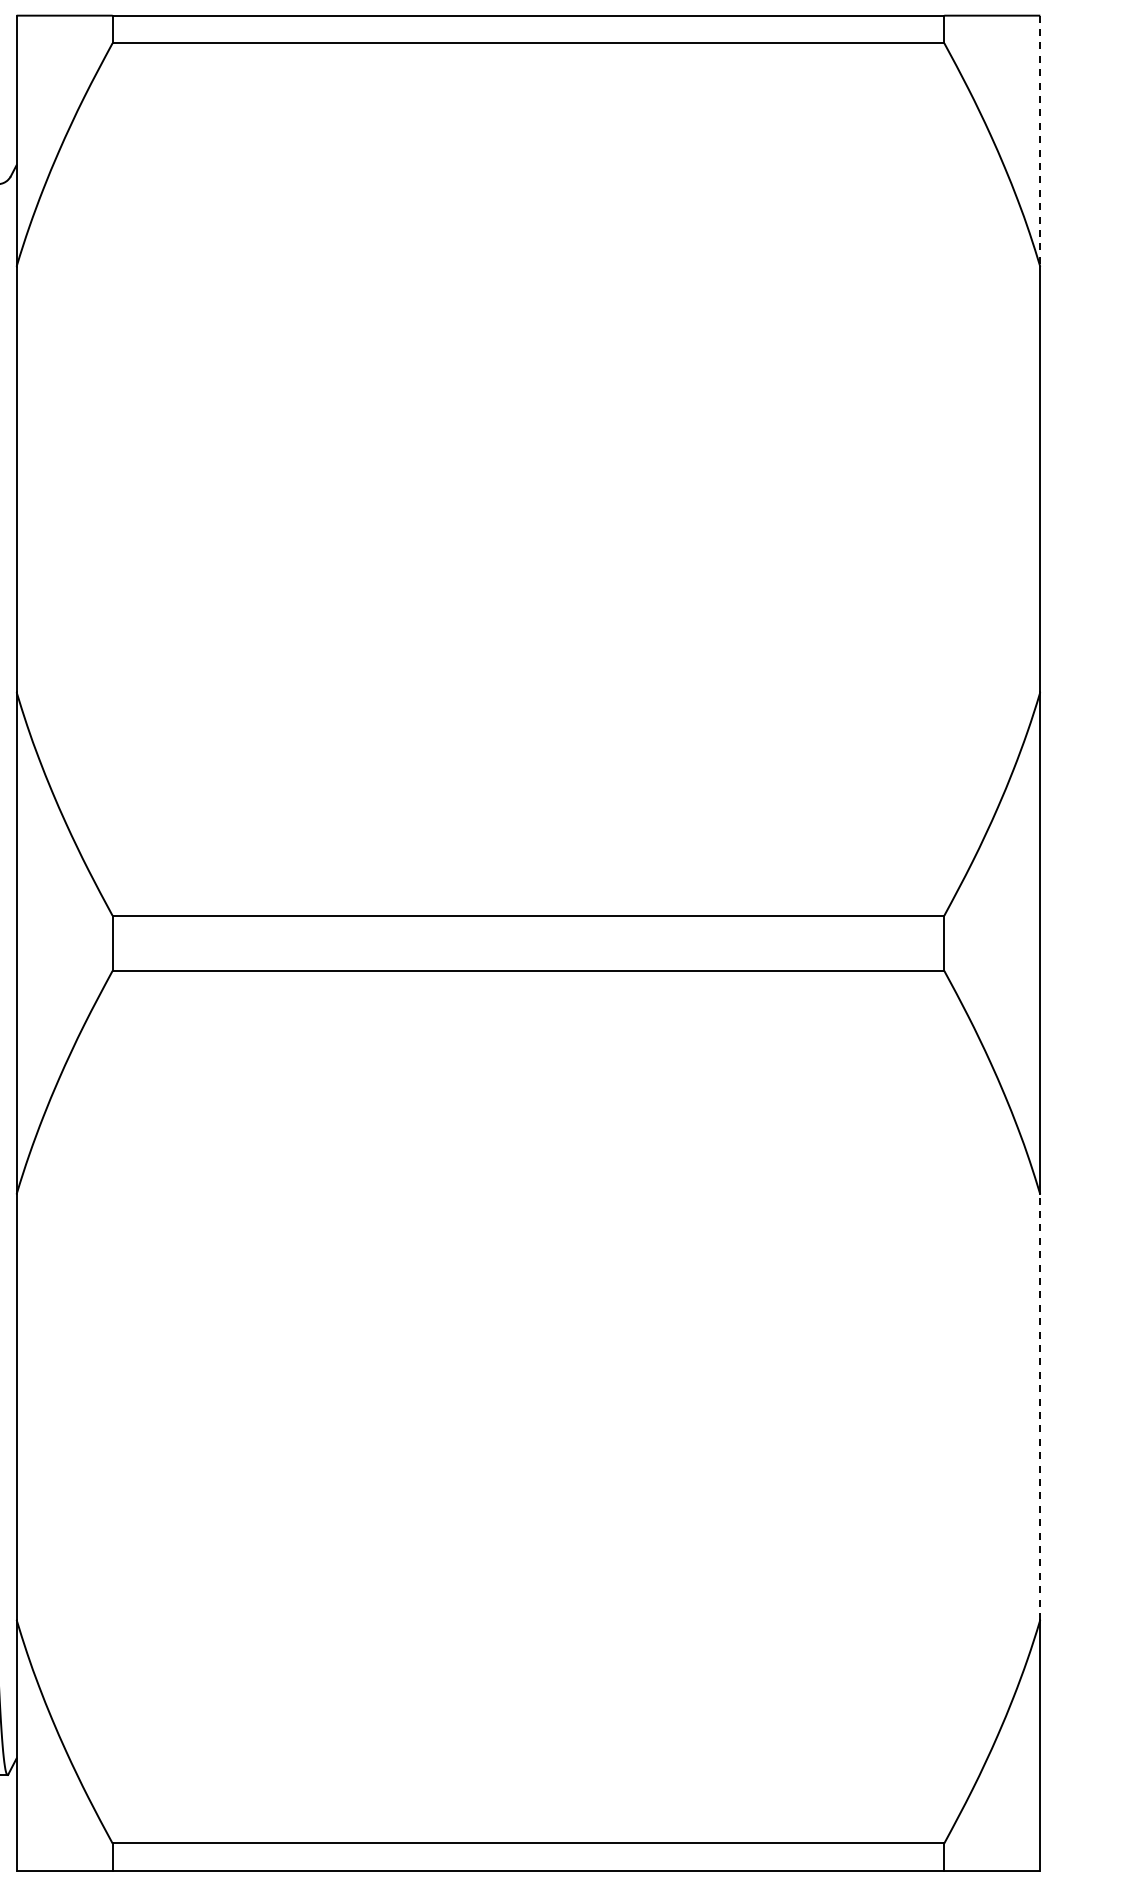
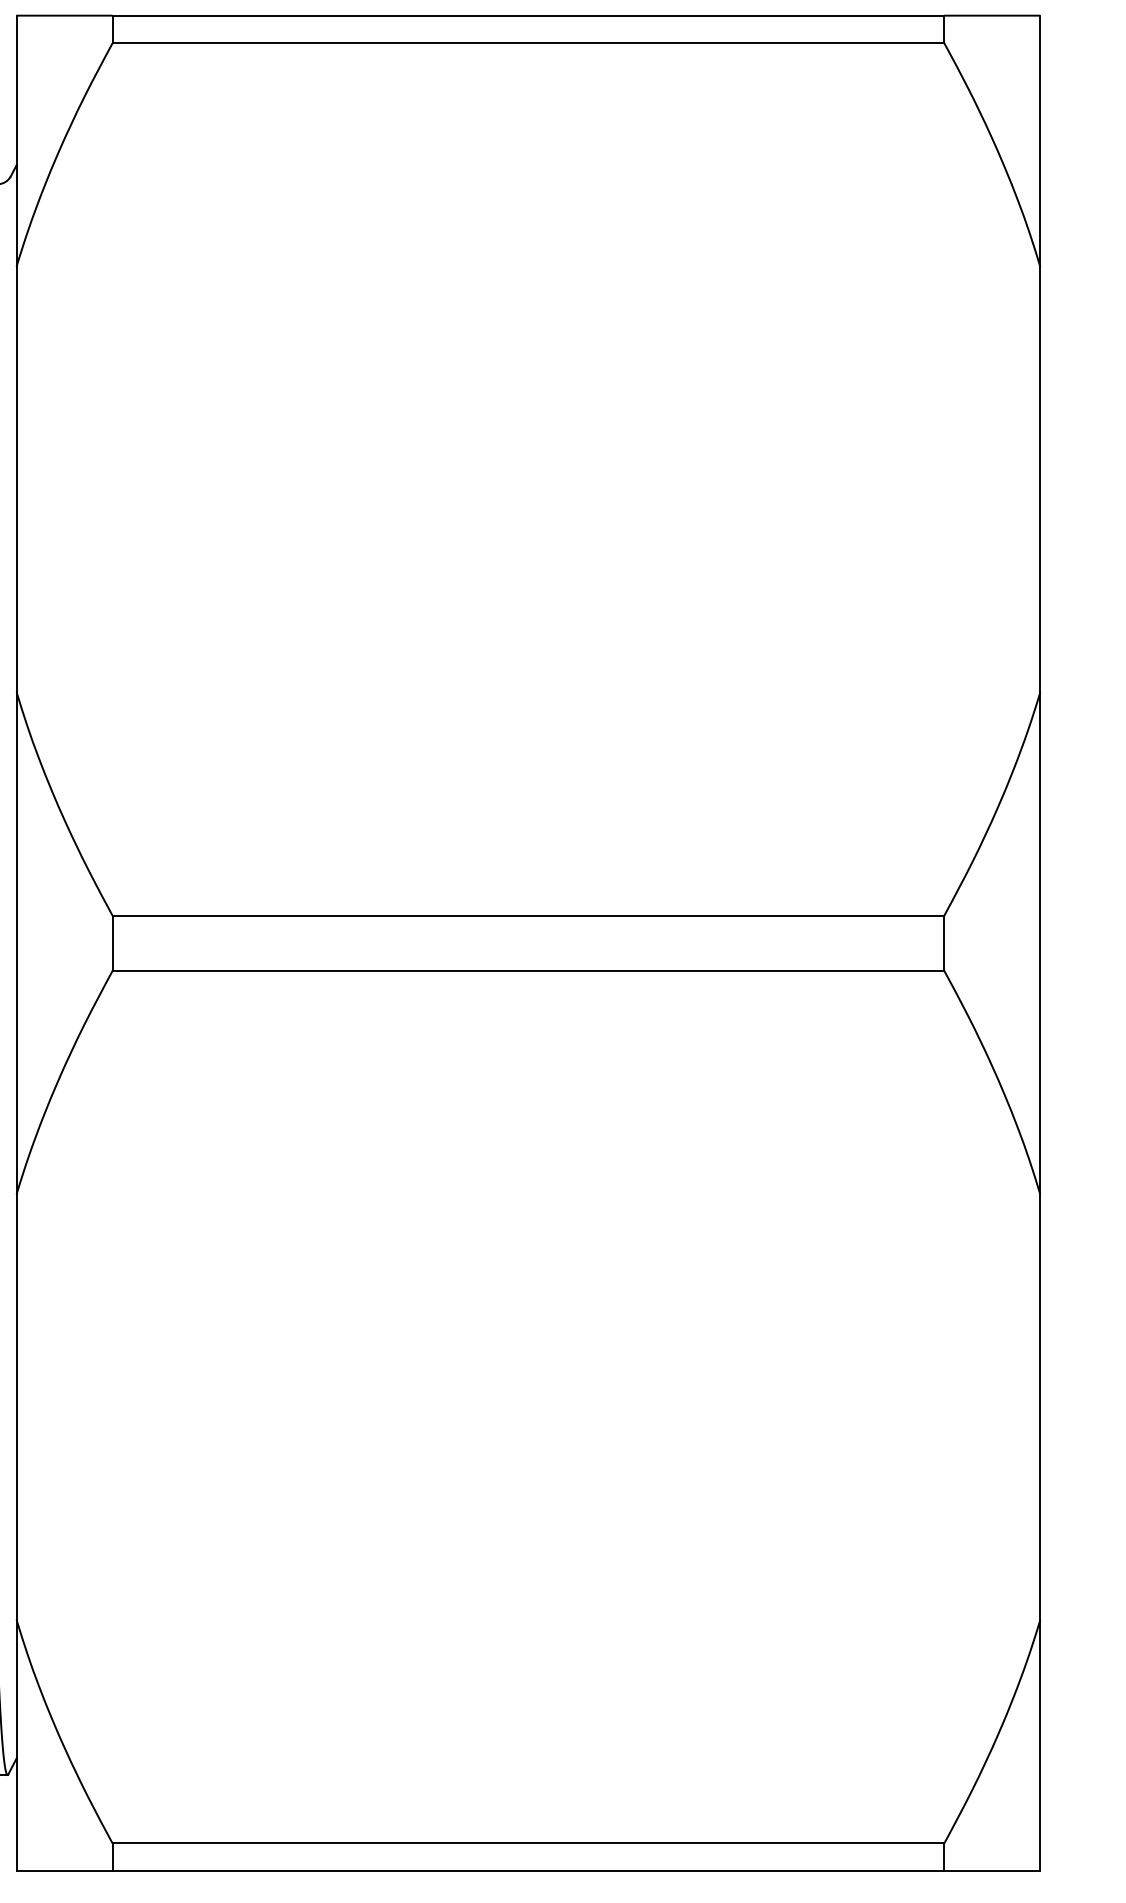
line: dashed -> solid (1040, 141)
line: dashed -> solid (1040, 1407)
